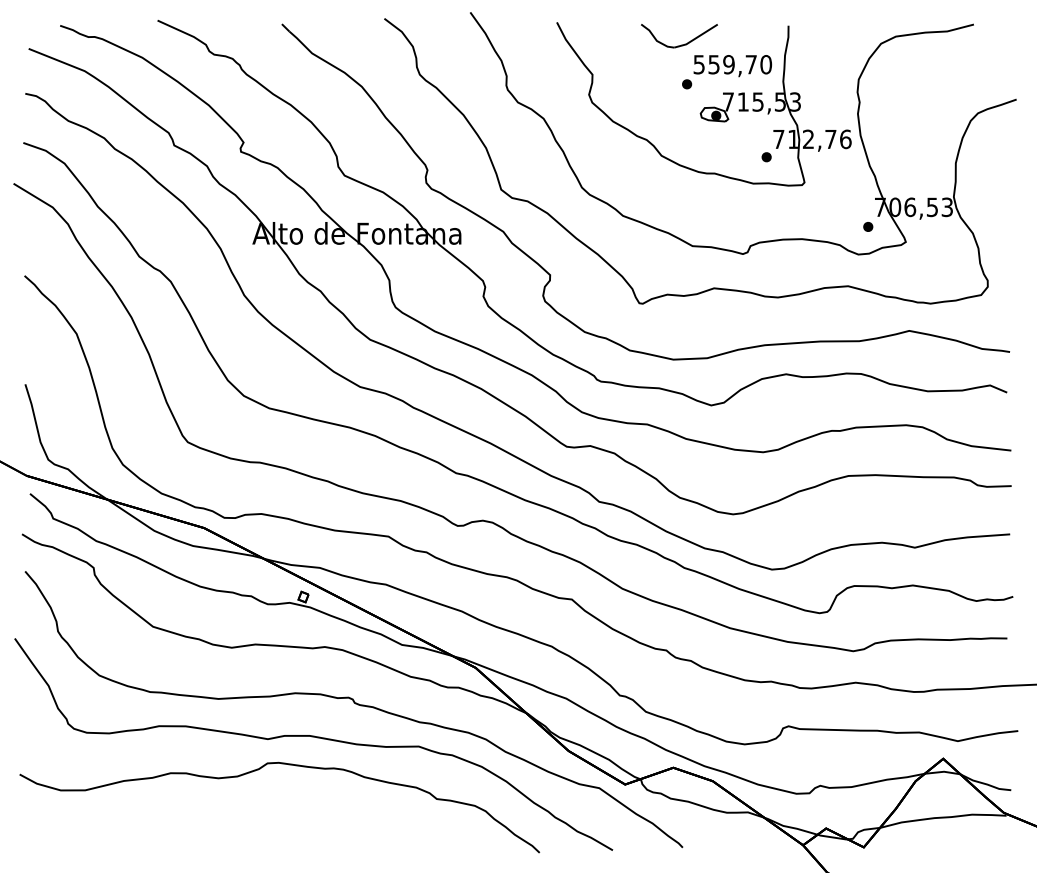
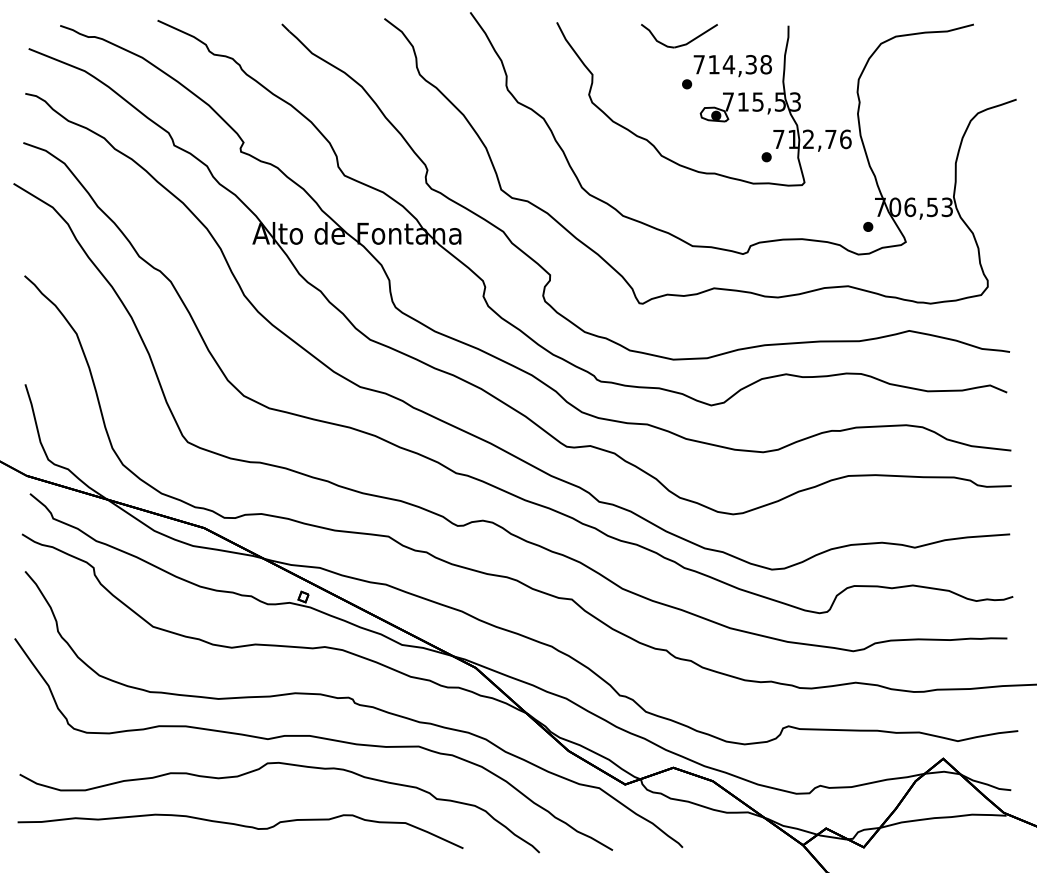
text: 559,70 -> 714,38 (732, 64)
part: none -> present (240, 830)
